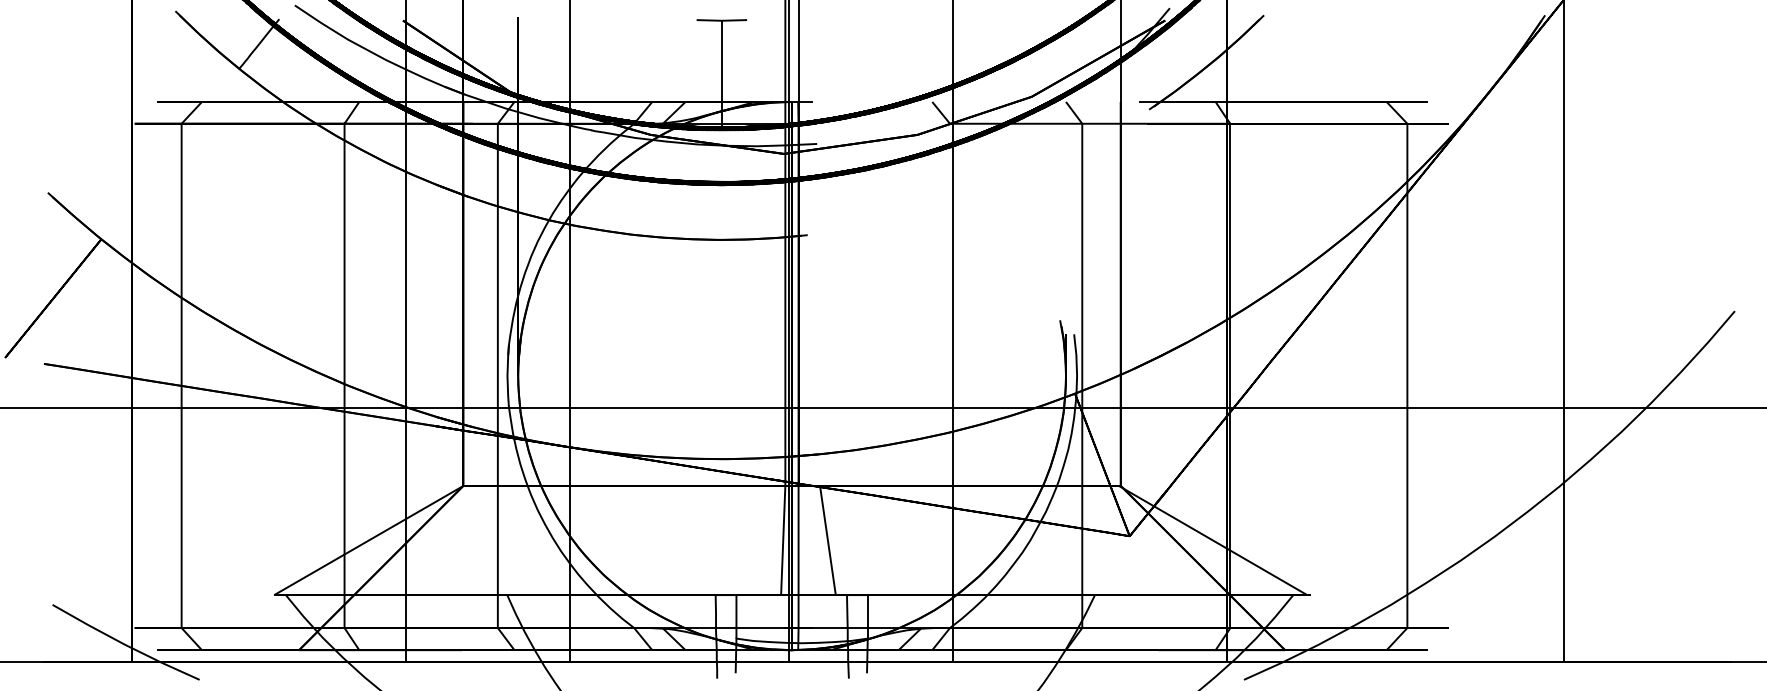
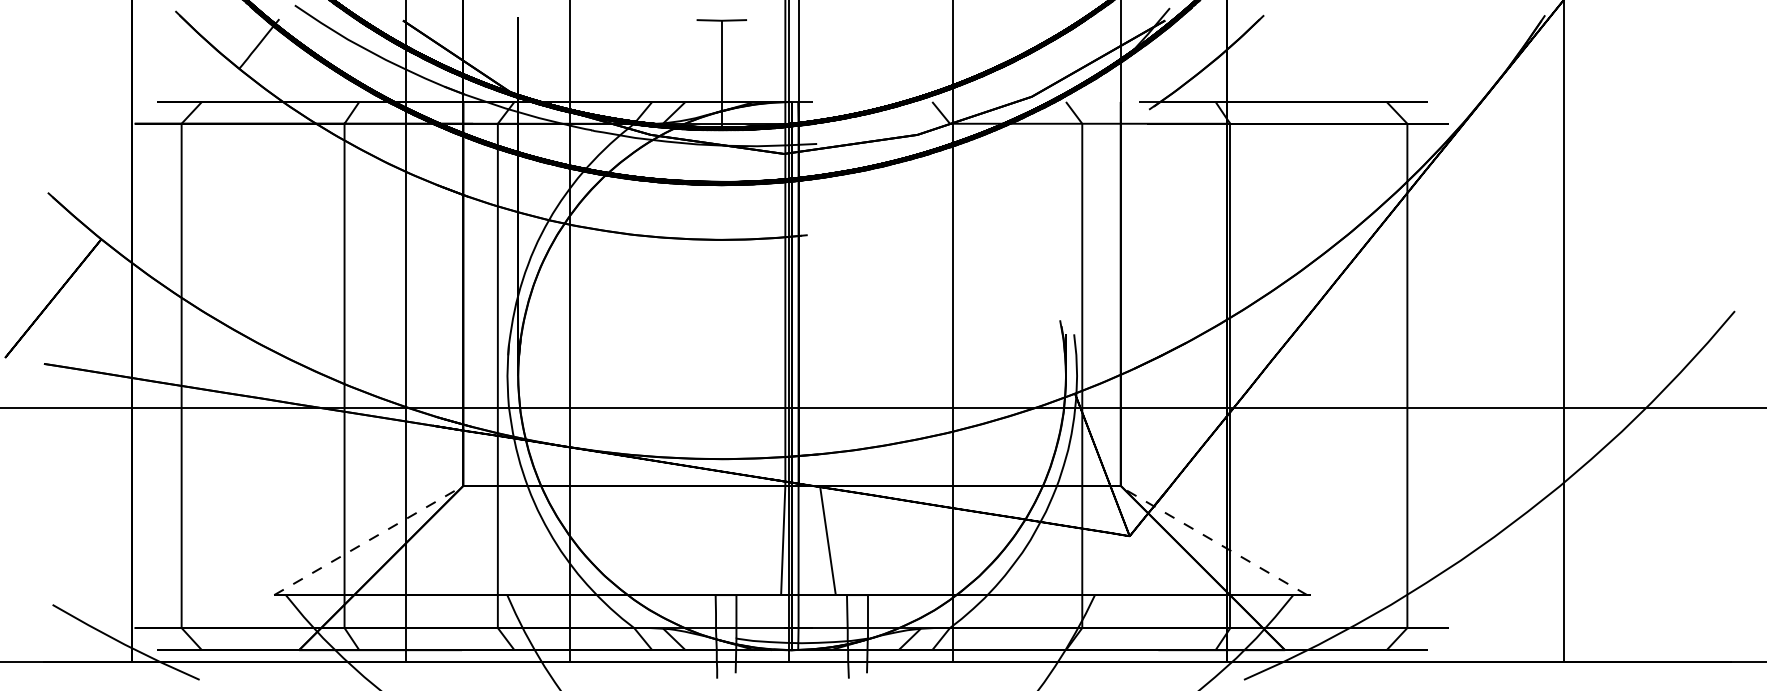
line: solid -> dashed (369, 540)
line: solid -> dashed (1212, 540)
